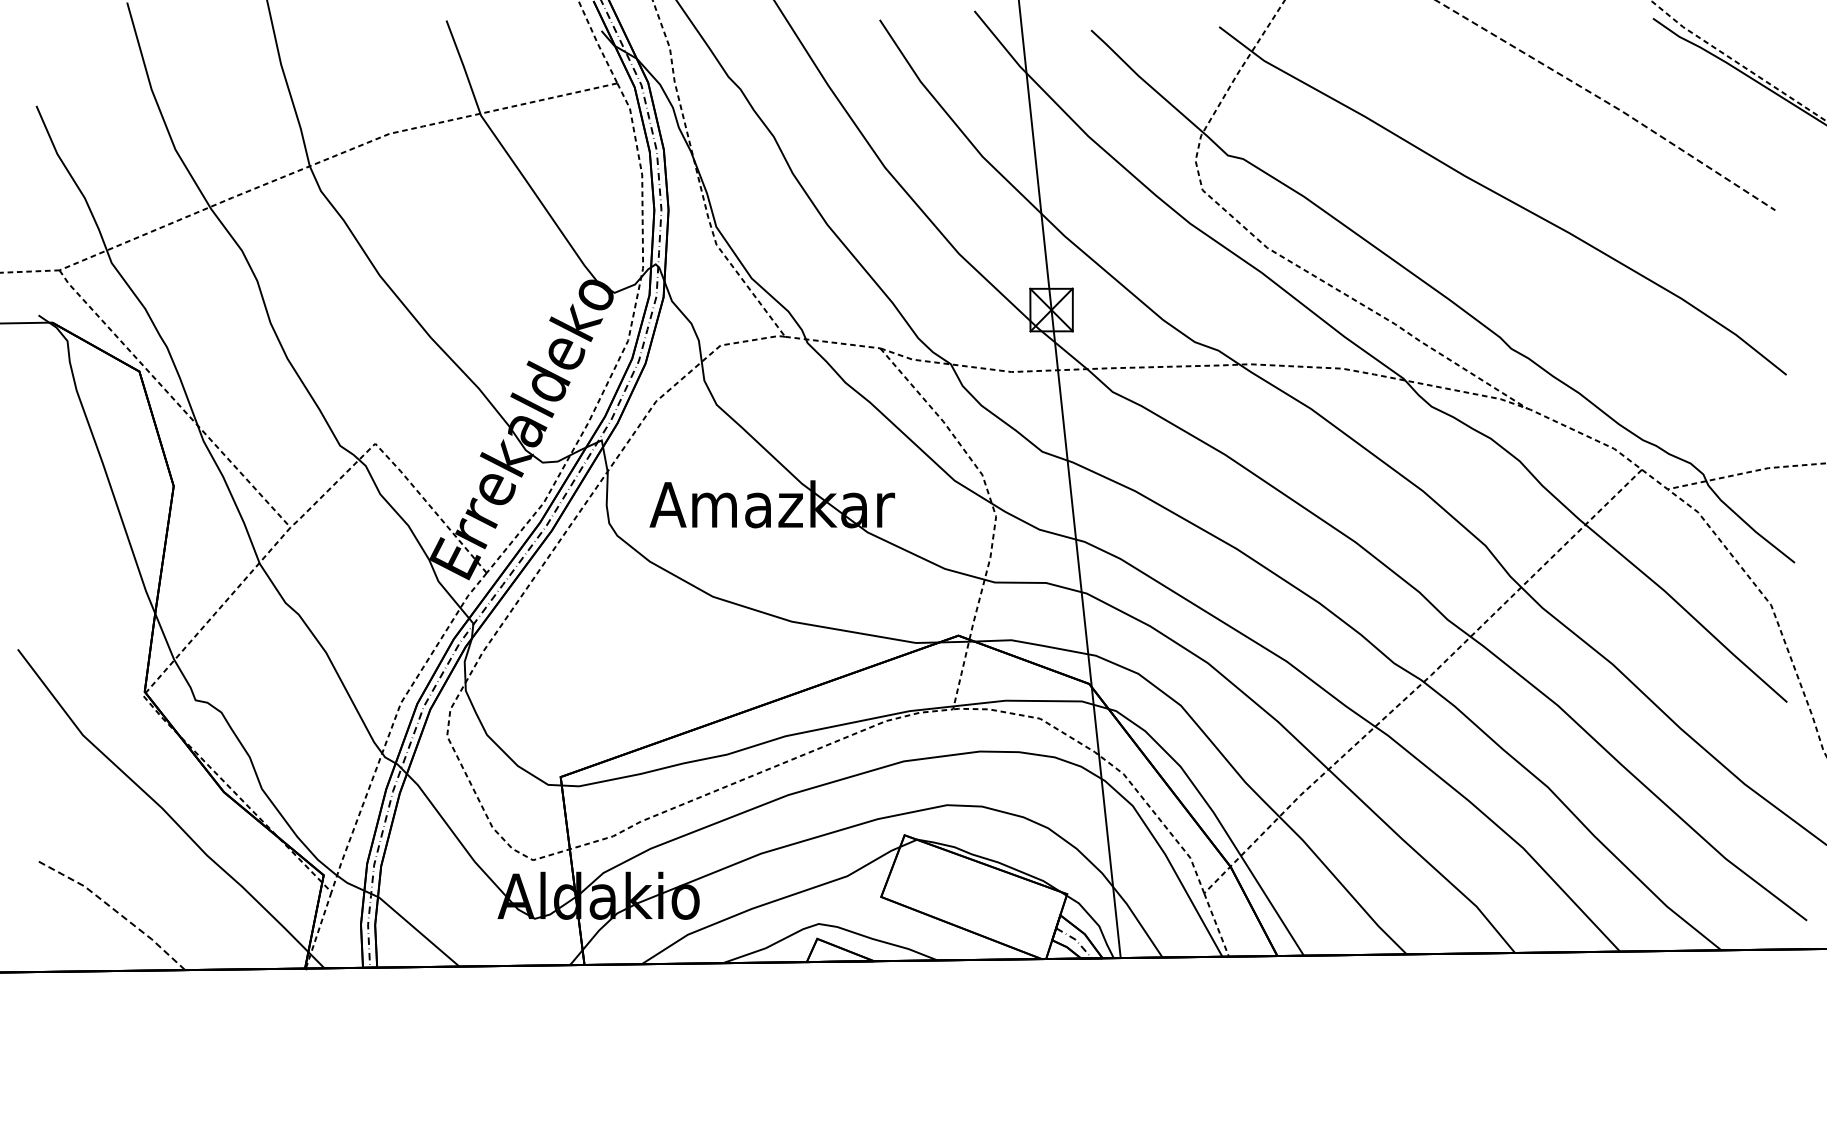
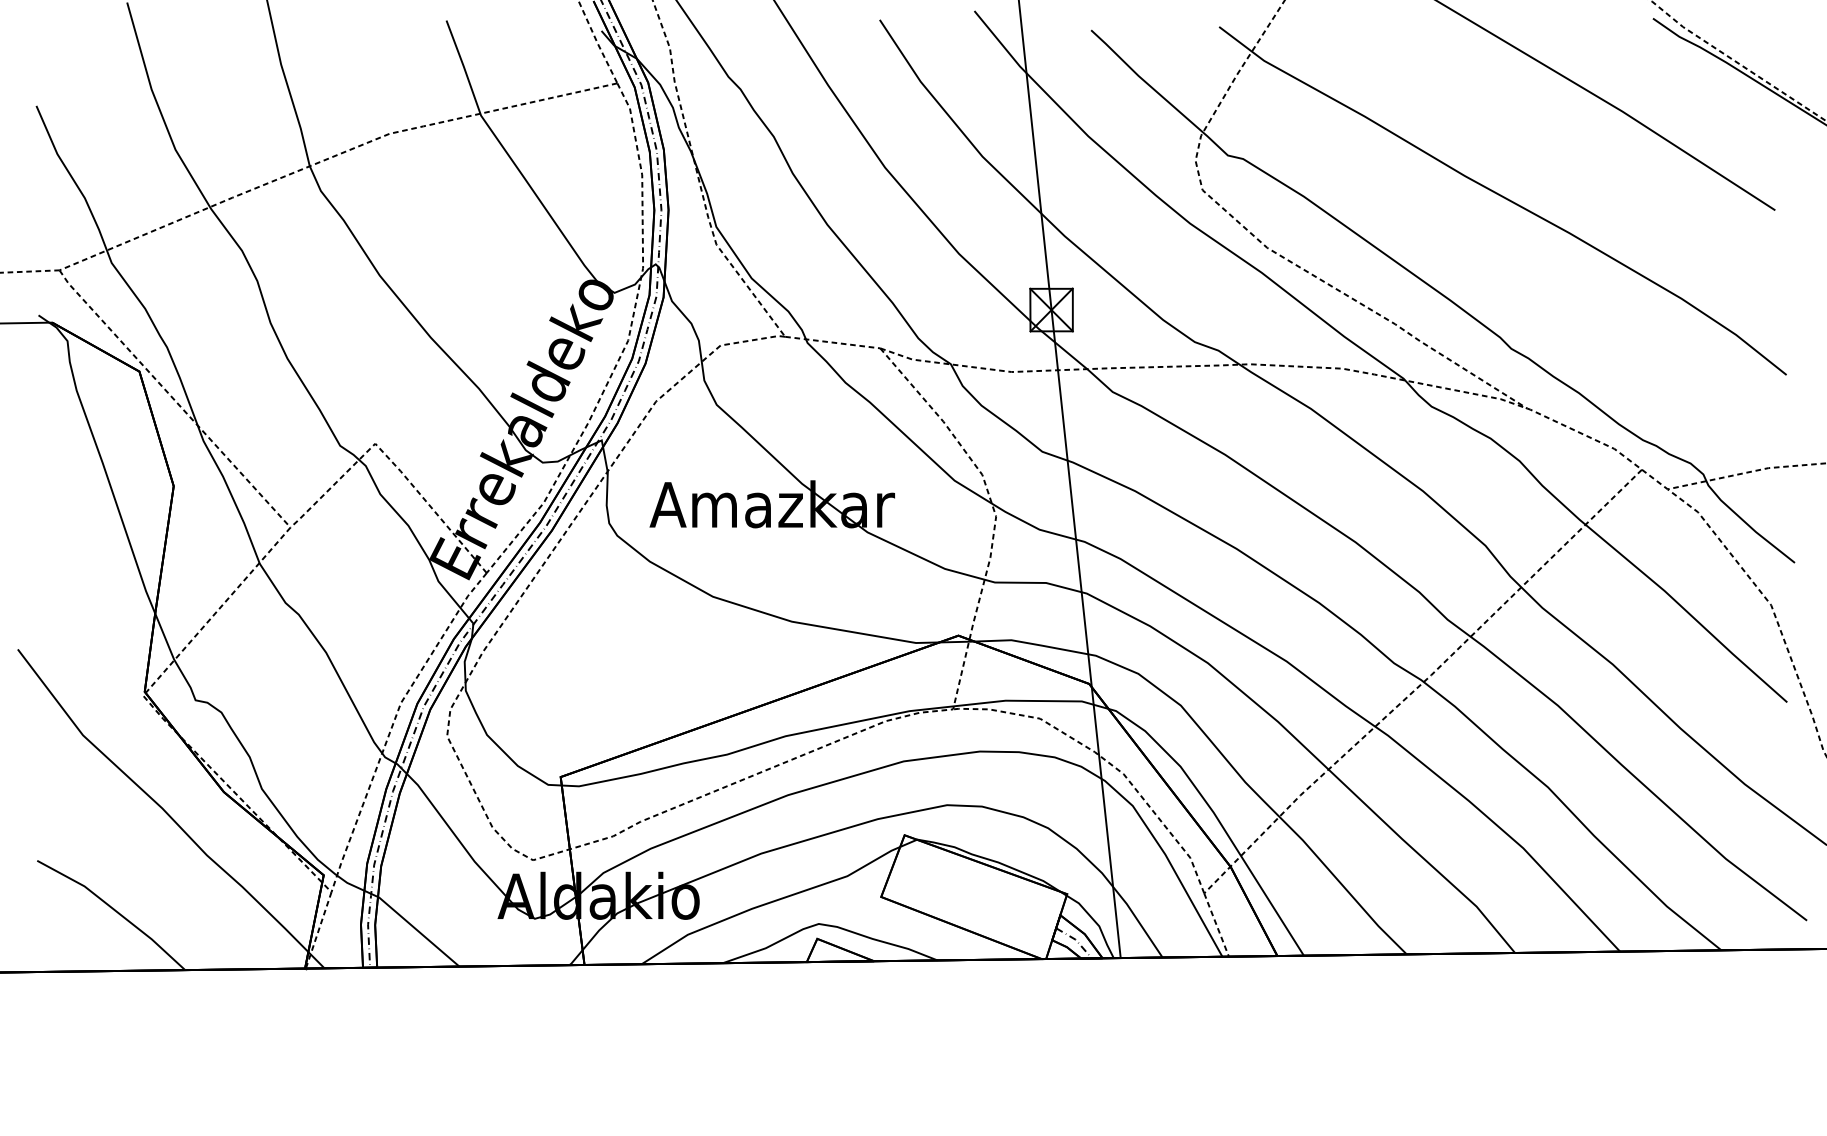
line: dashed -> solid (1607, 102)
line: dashed -> solid (115, 910)
